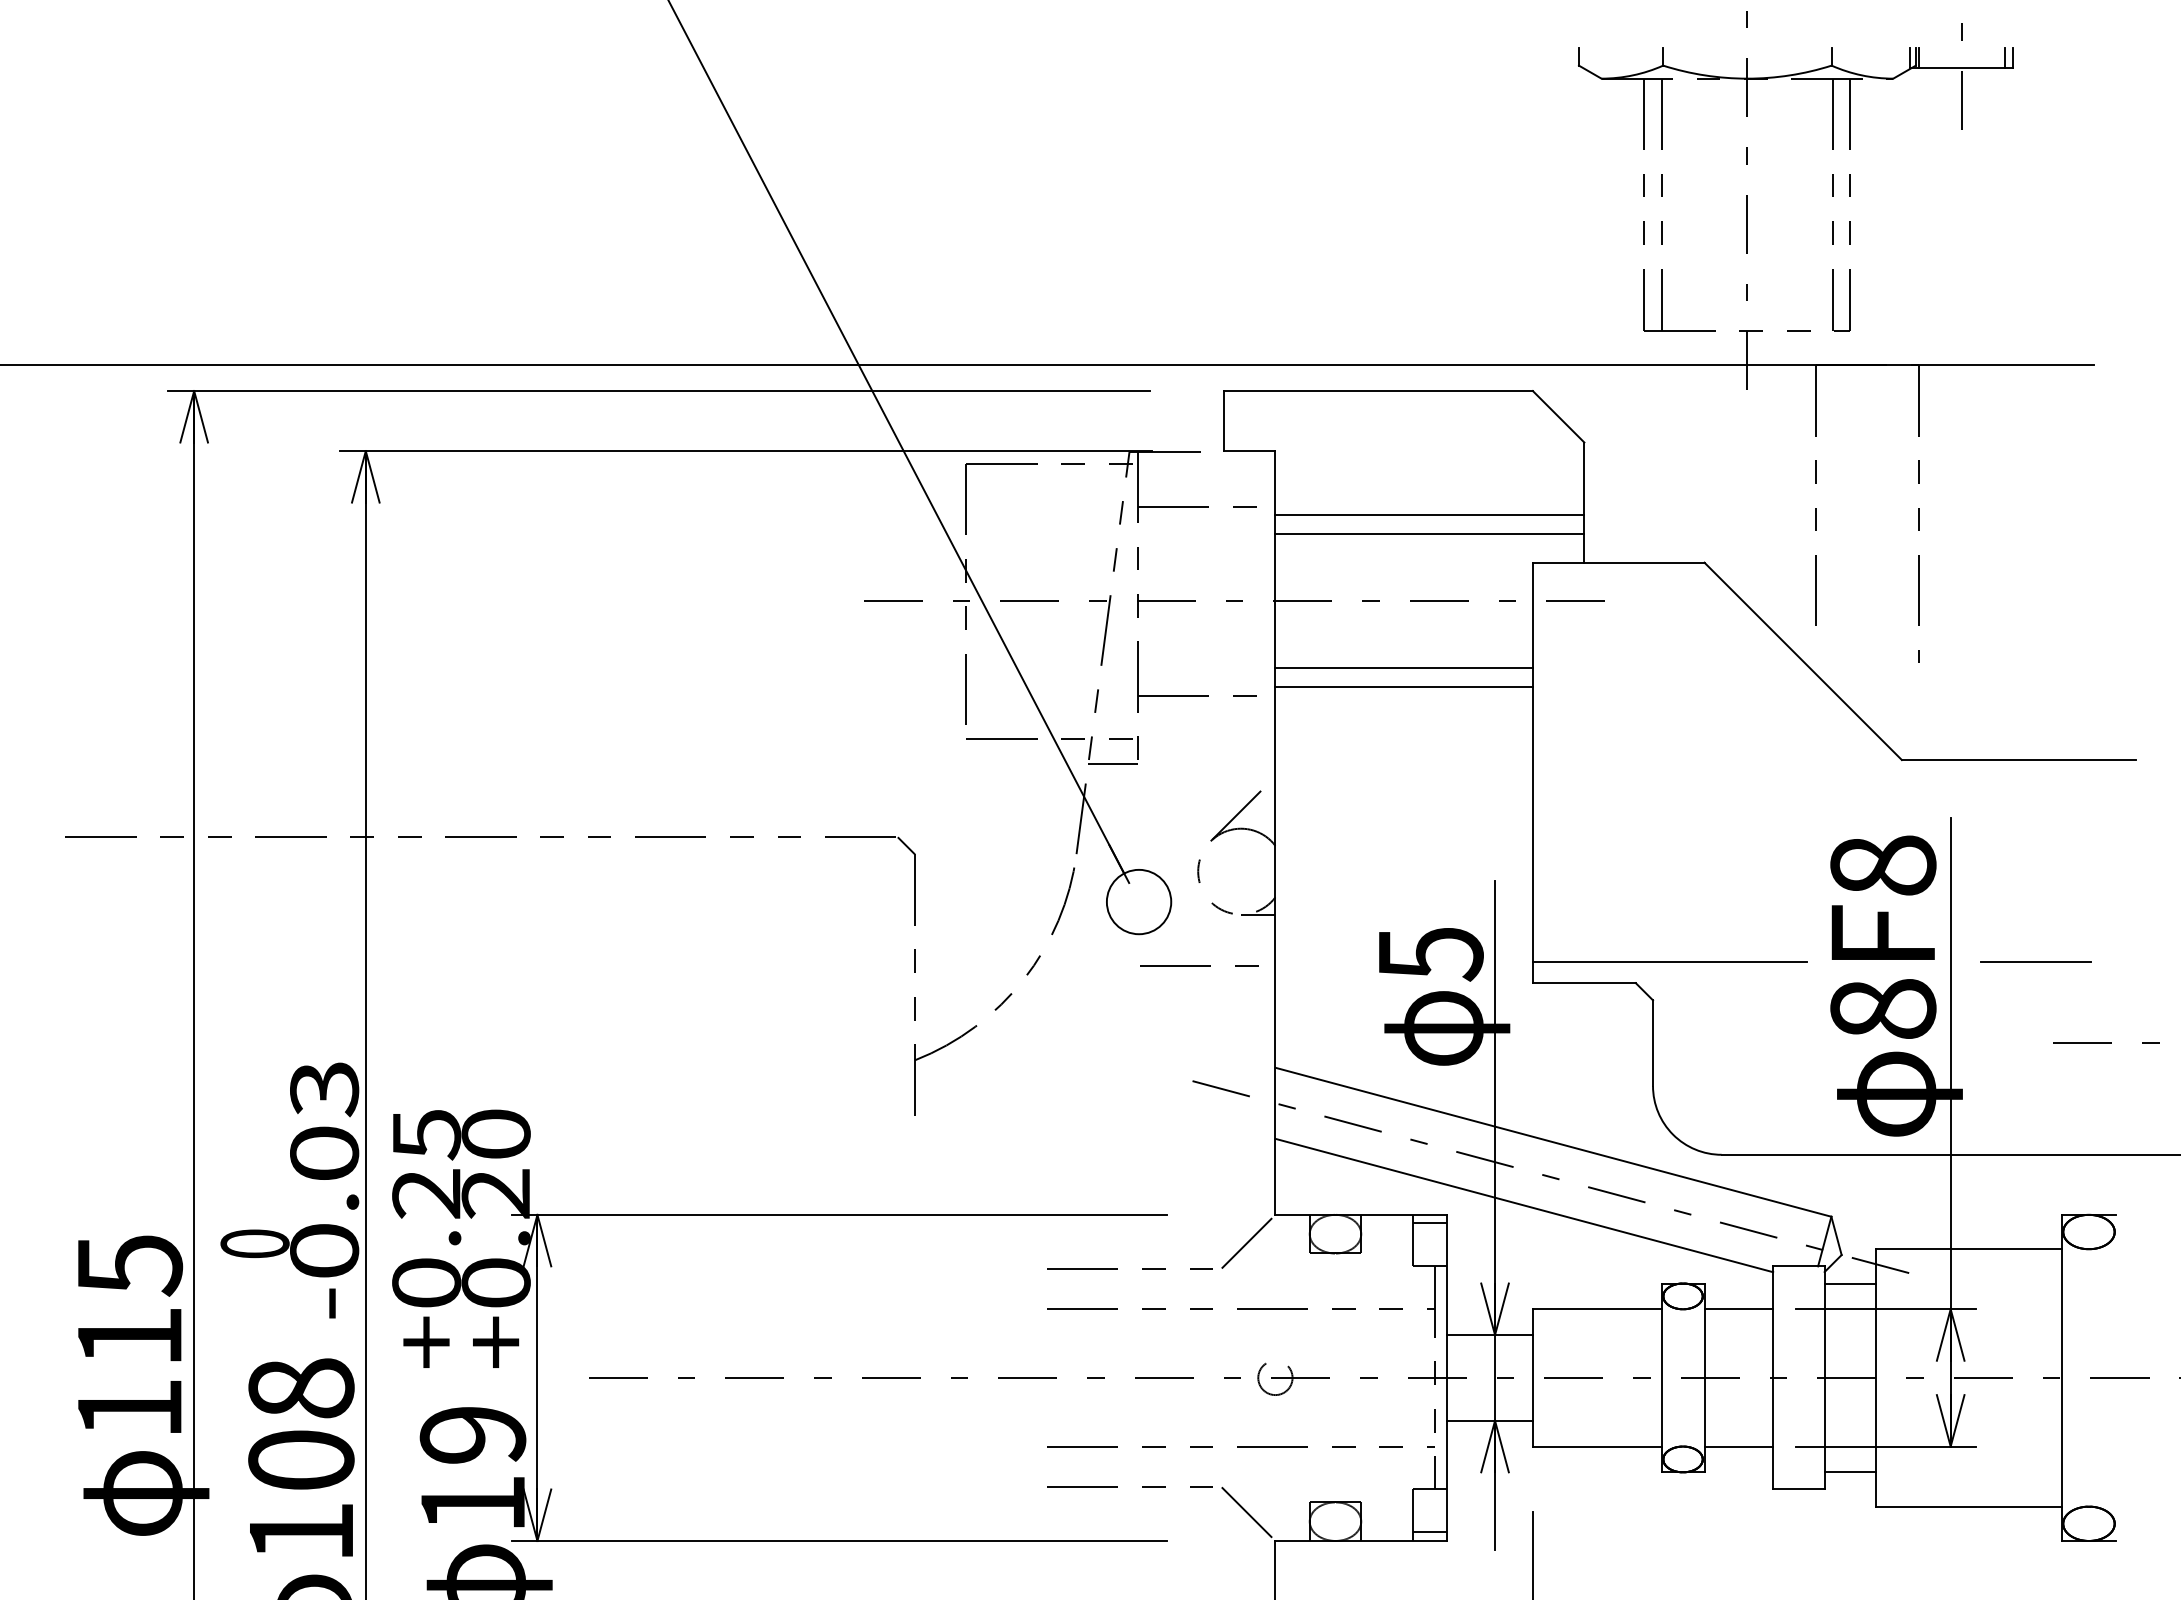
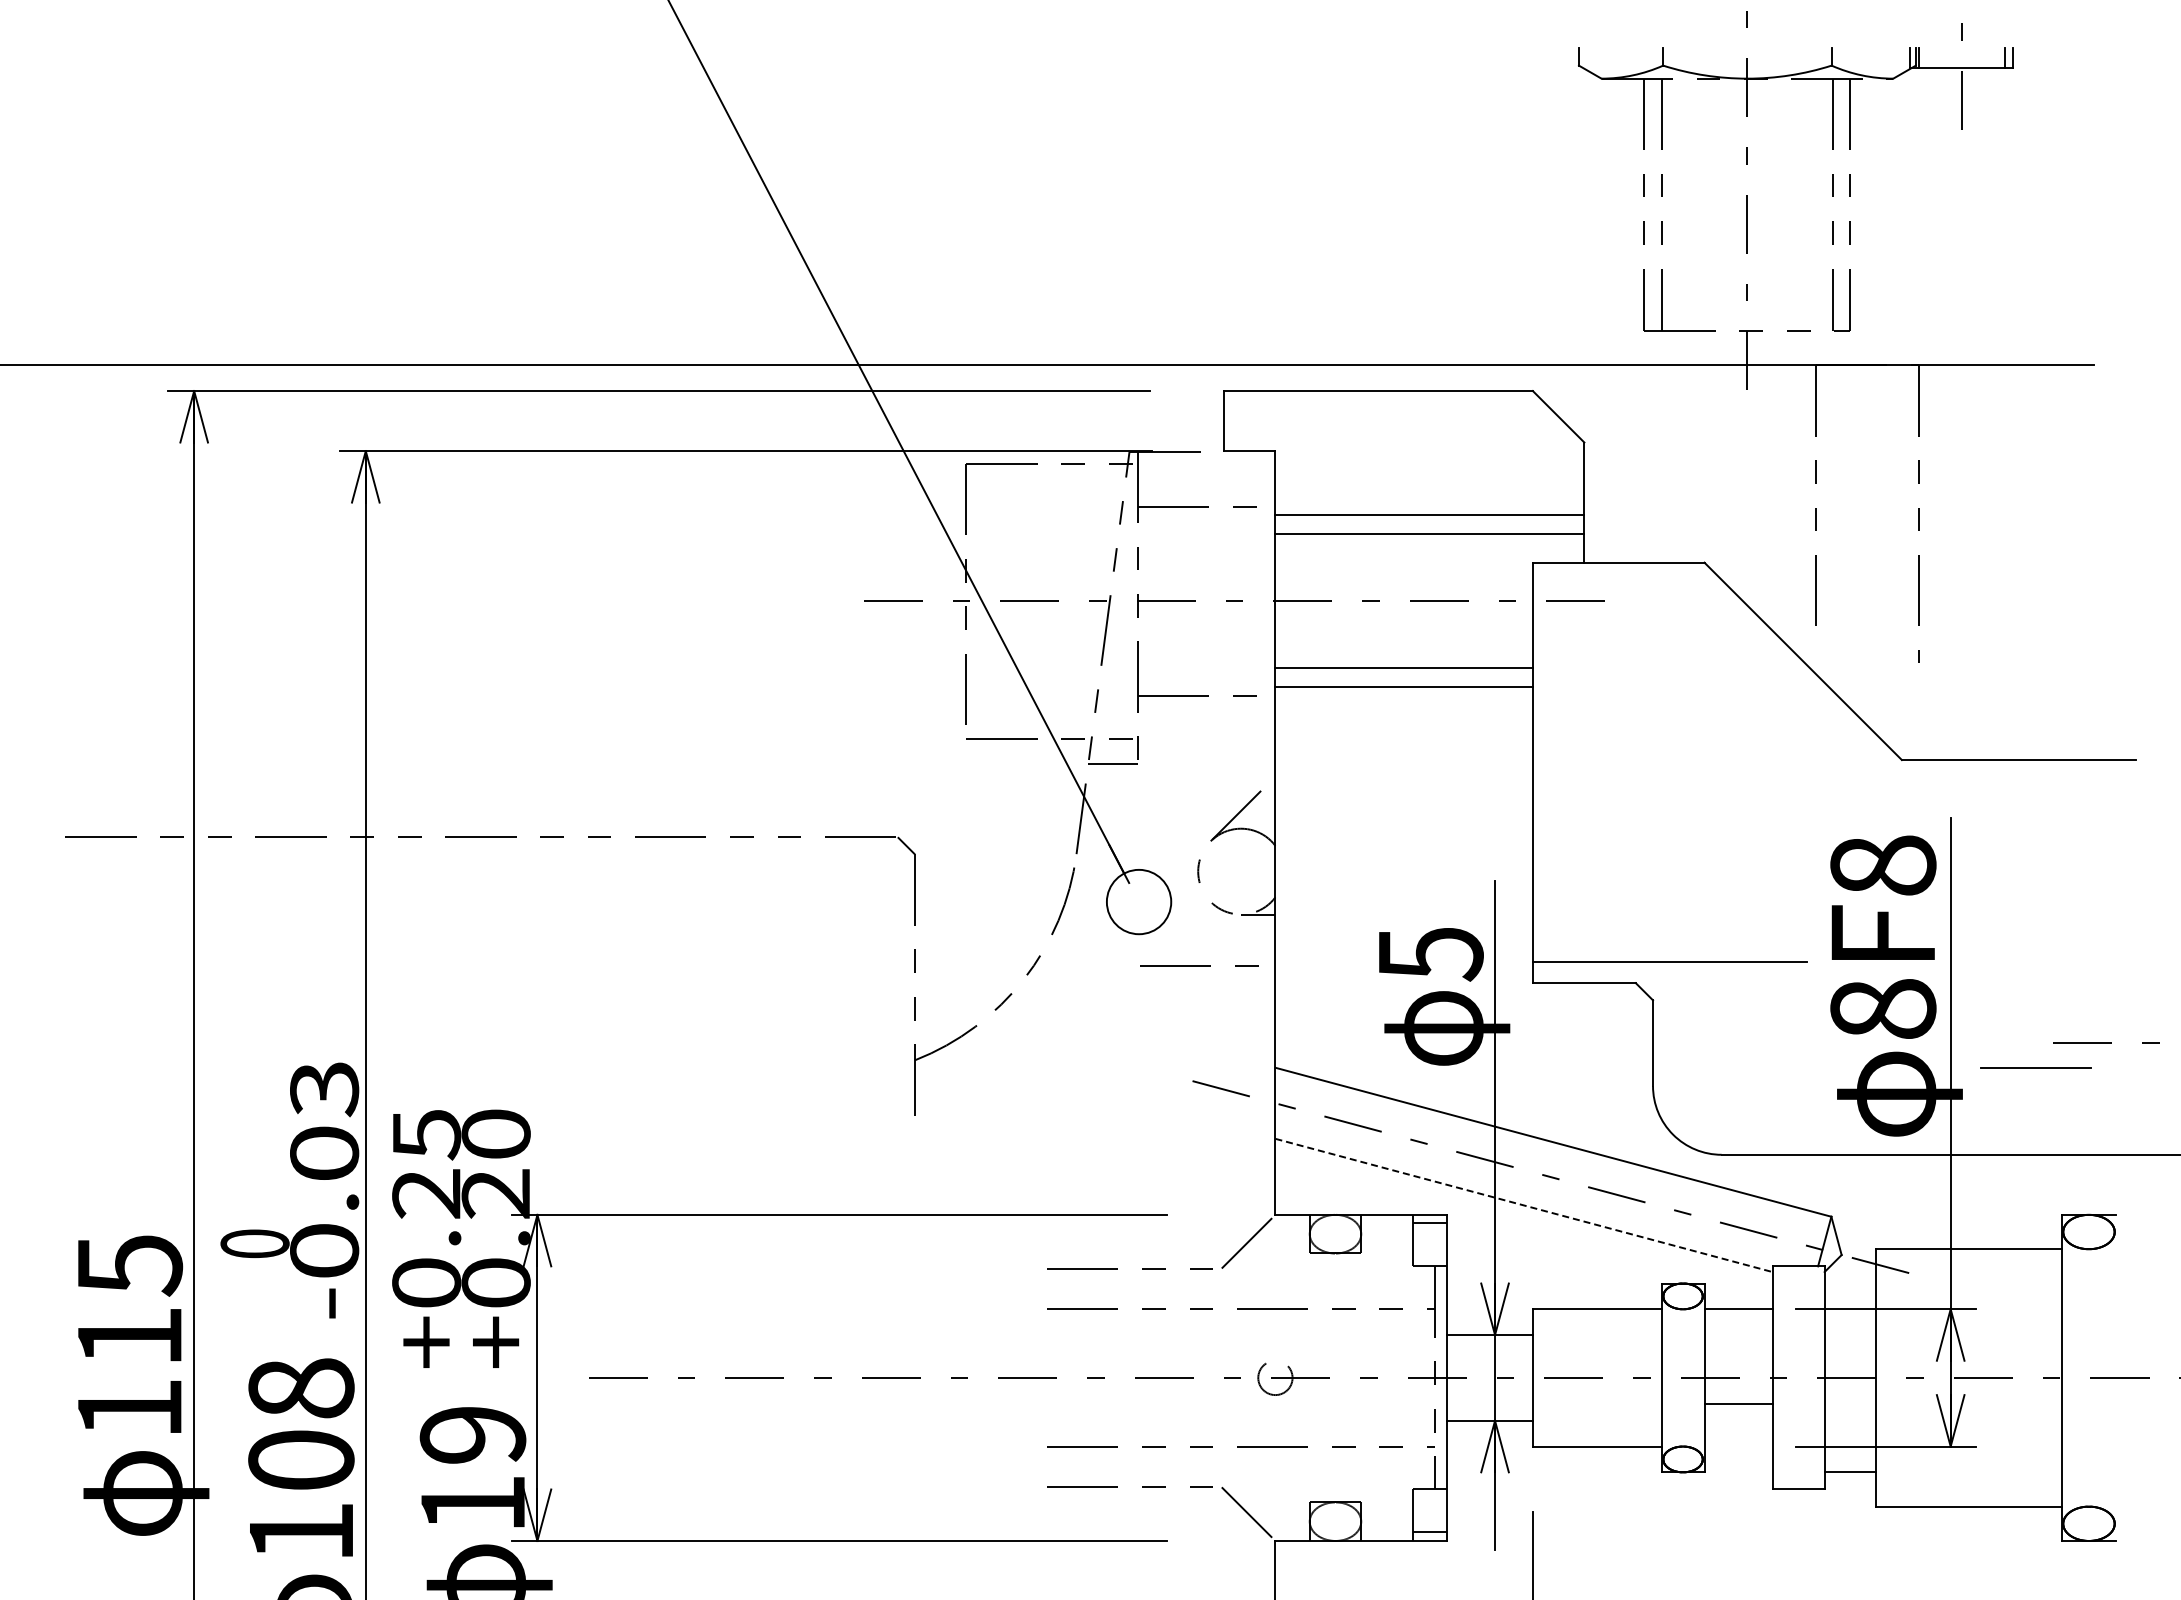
line position: (2035, 961) -> (2035, 1067) (2035, 1067)
line: solid -> dashed (1524, 1205)
line: present -> none (1850, 1283)
line position: (1738, 1446) -> (1738, 1403) (1738, 1403)
